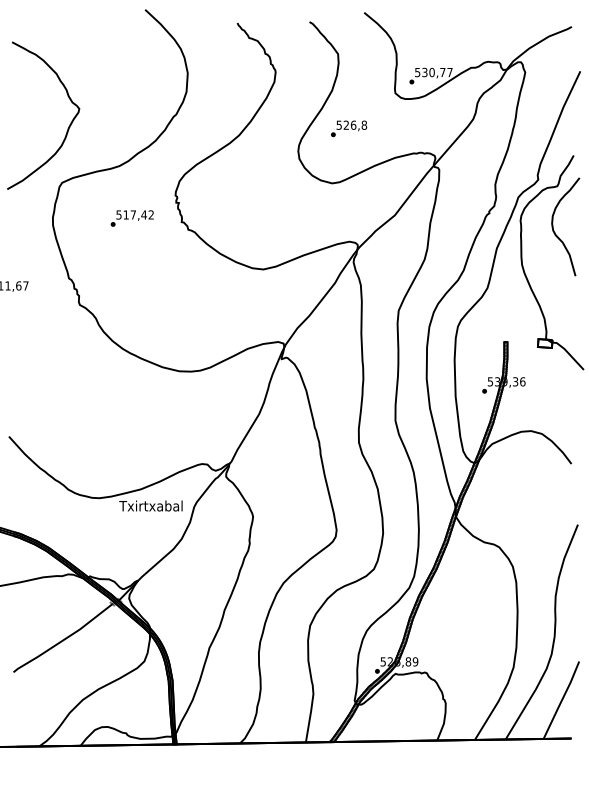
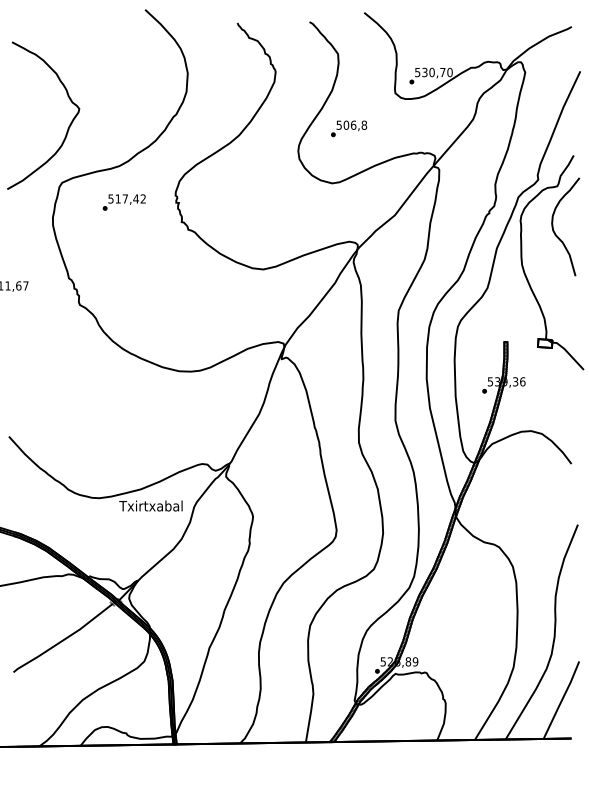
text: 530,77 -> 530,70 (449, 72)
text: 526,8 -> 506,8 (346, 124)
text position: (131, 218) -> (123, 202) (123, 202)
